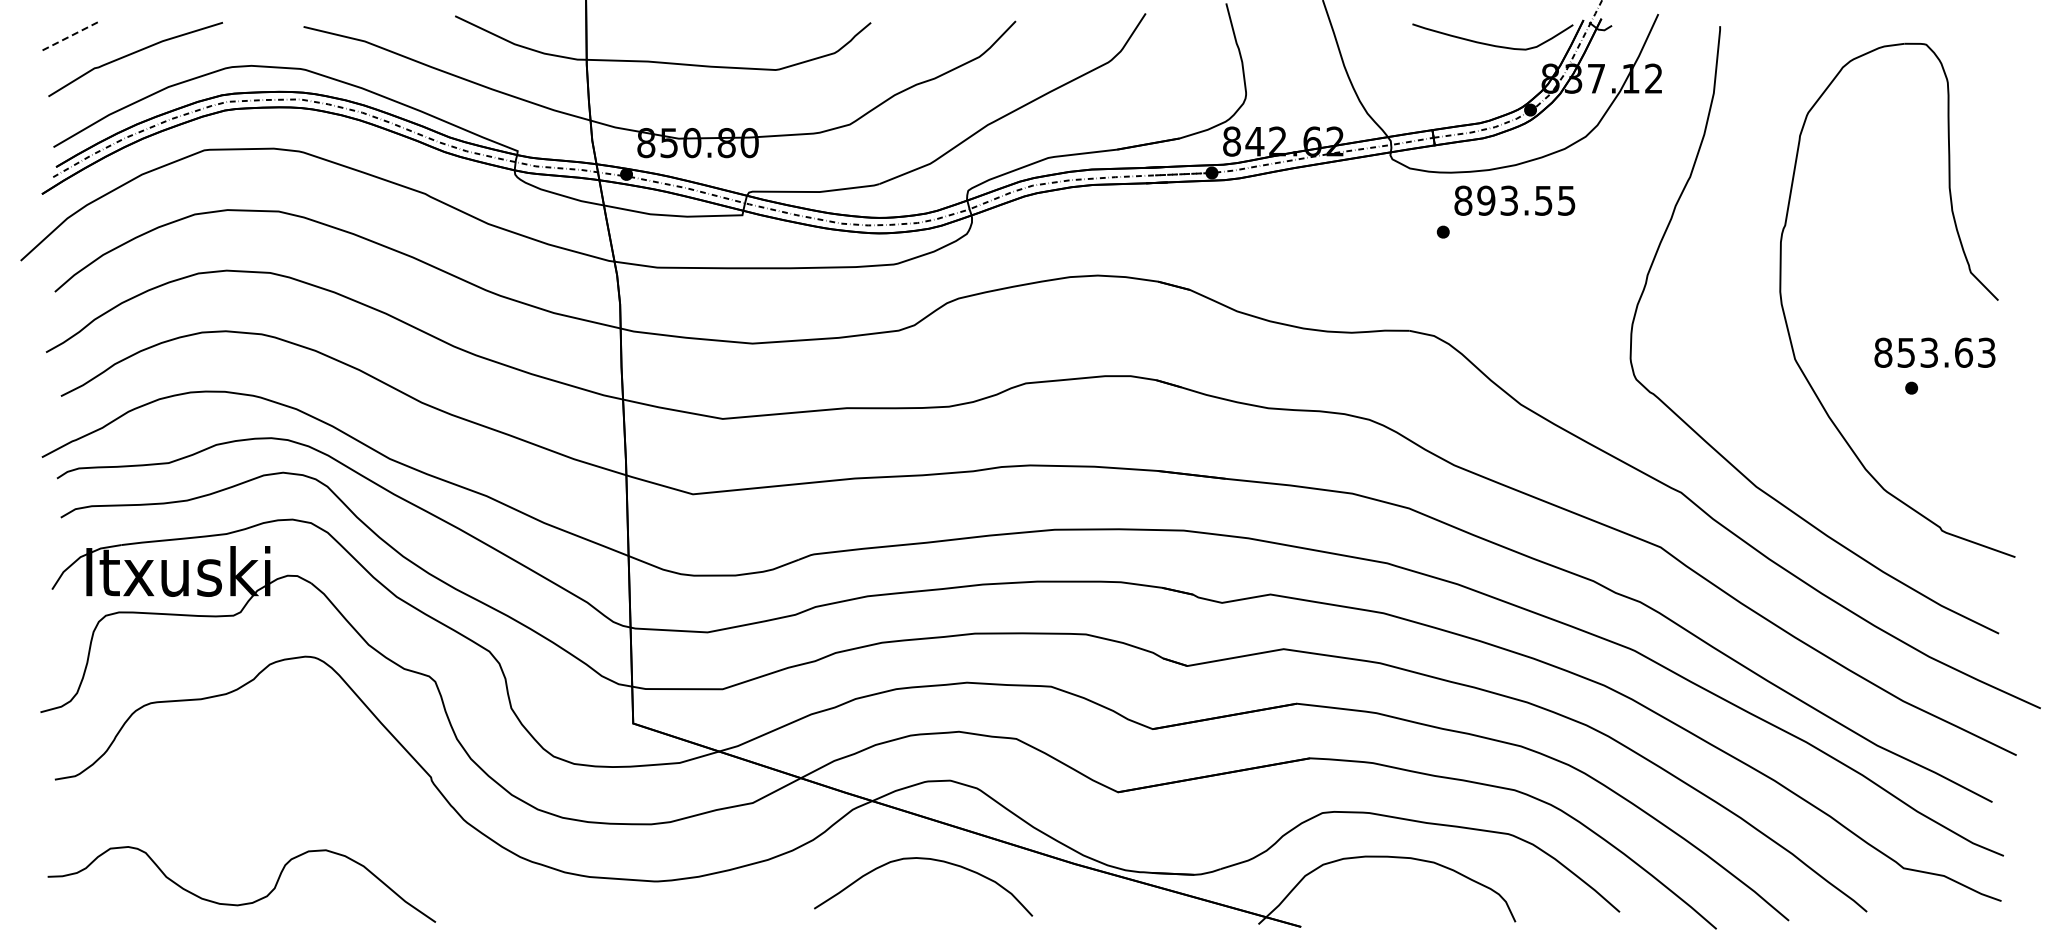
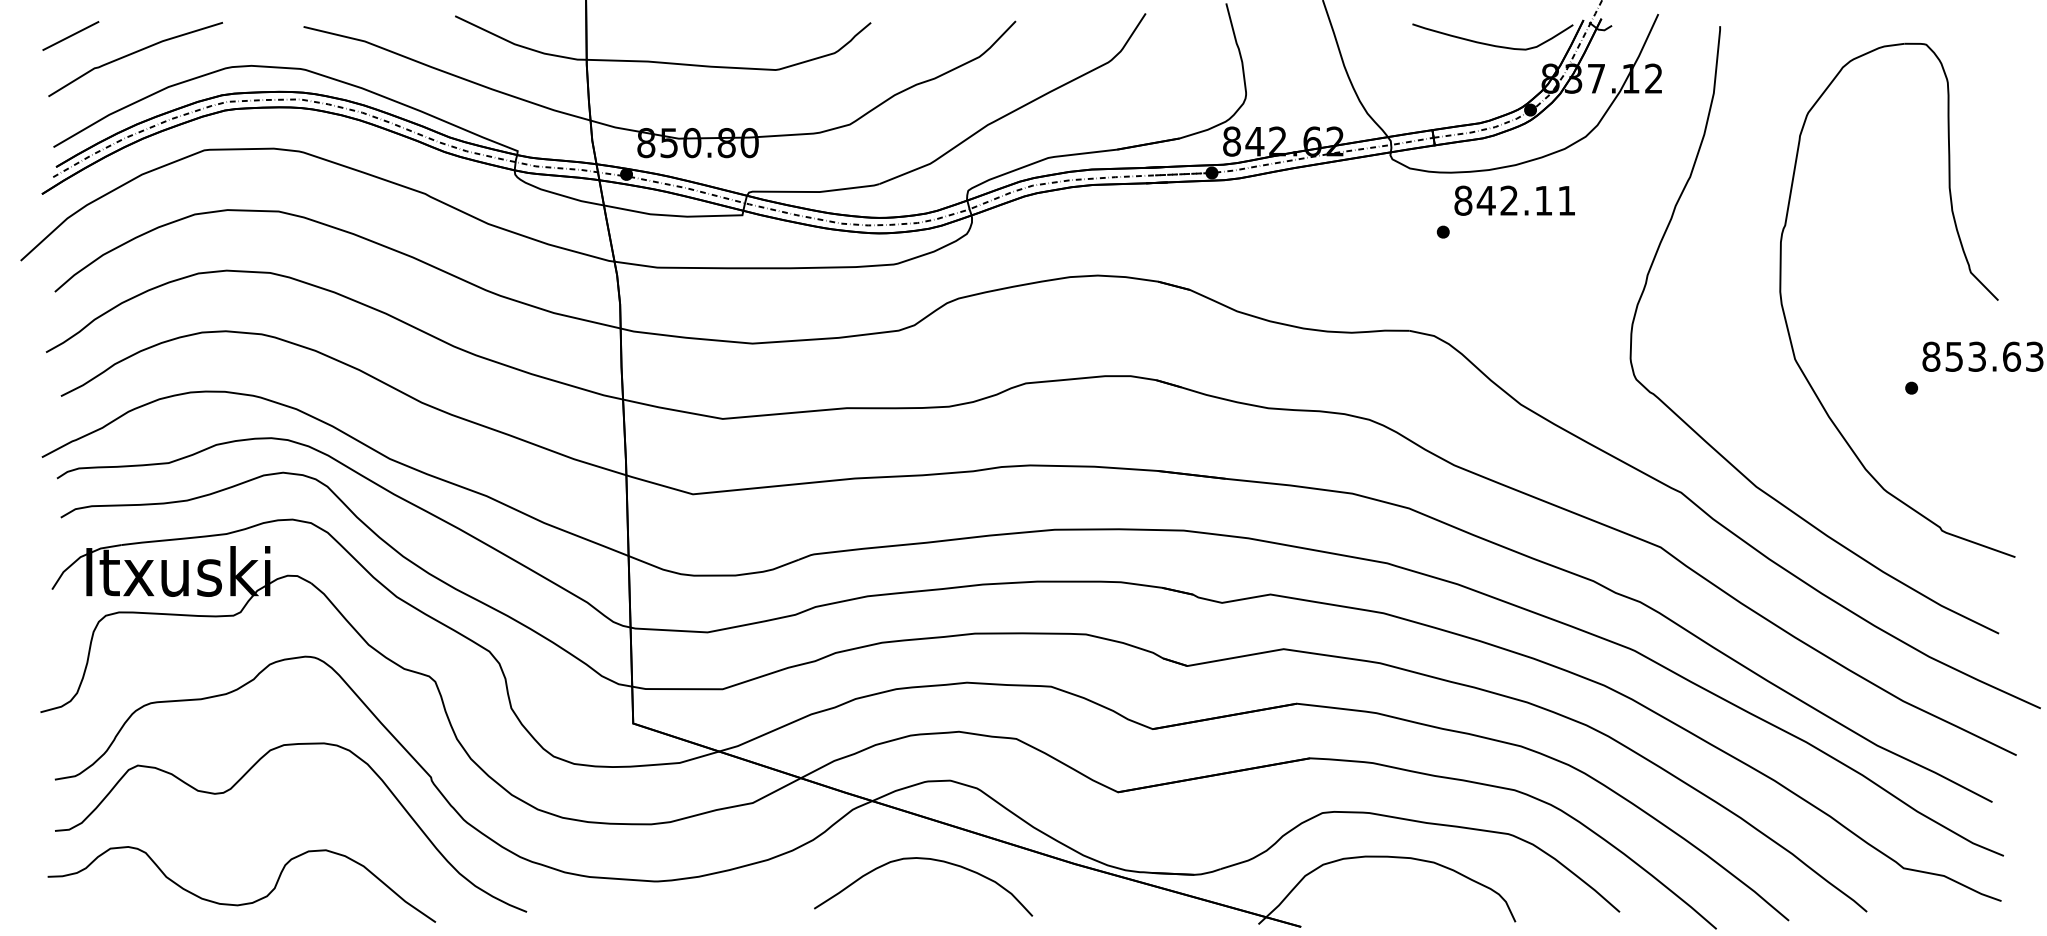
line: dashed -> solid (70, 36)
text: 893.55 -> 842.11 (1525, 200)
text position: (1934, 352) -> (1982, 356) (1982, 356)
curve: none -> present (242, 778)
